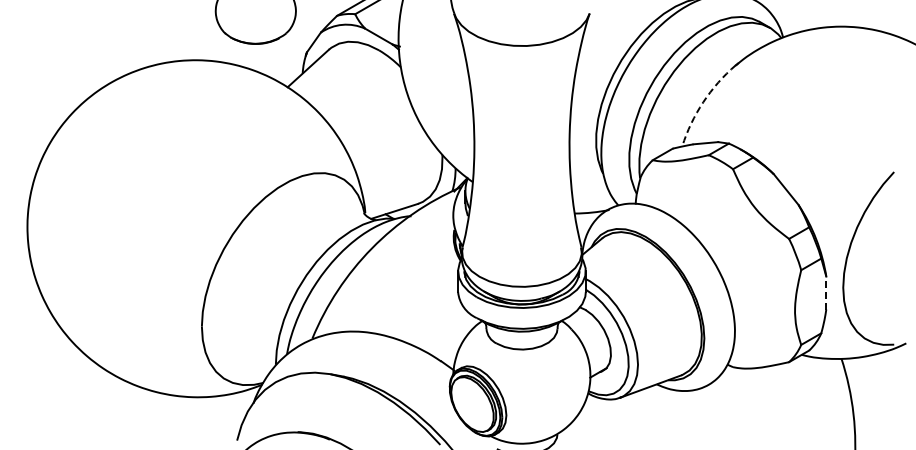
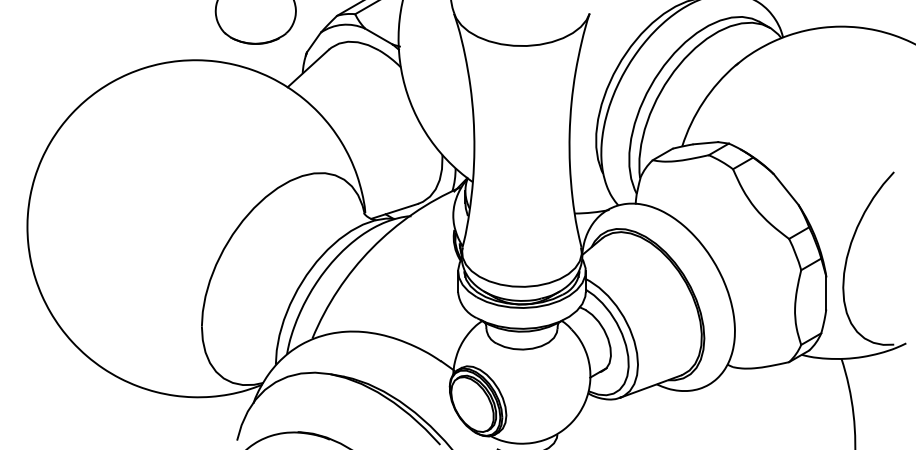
arc: dashed -> solid (703, 102)
line: dashed -> solid (826, 292)
